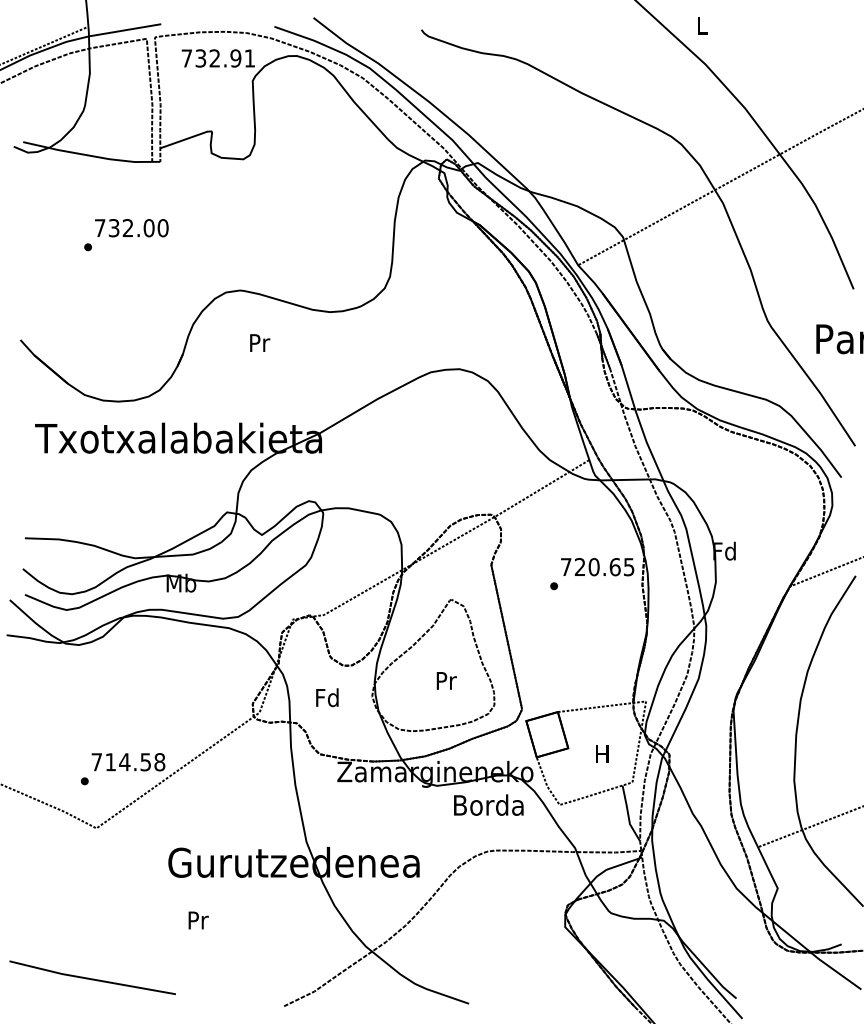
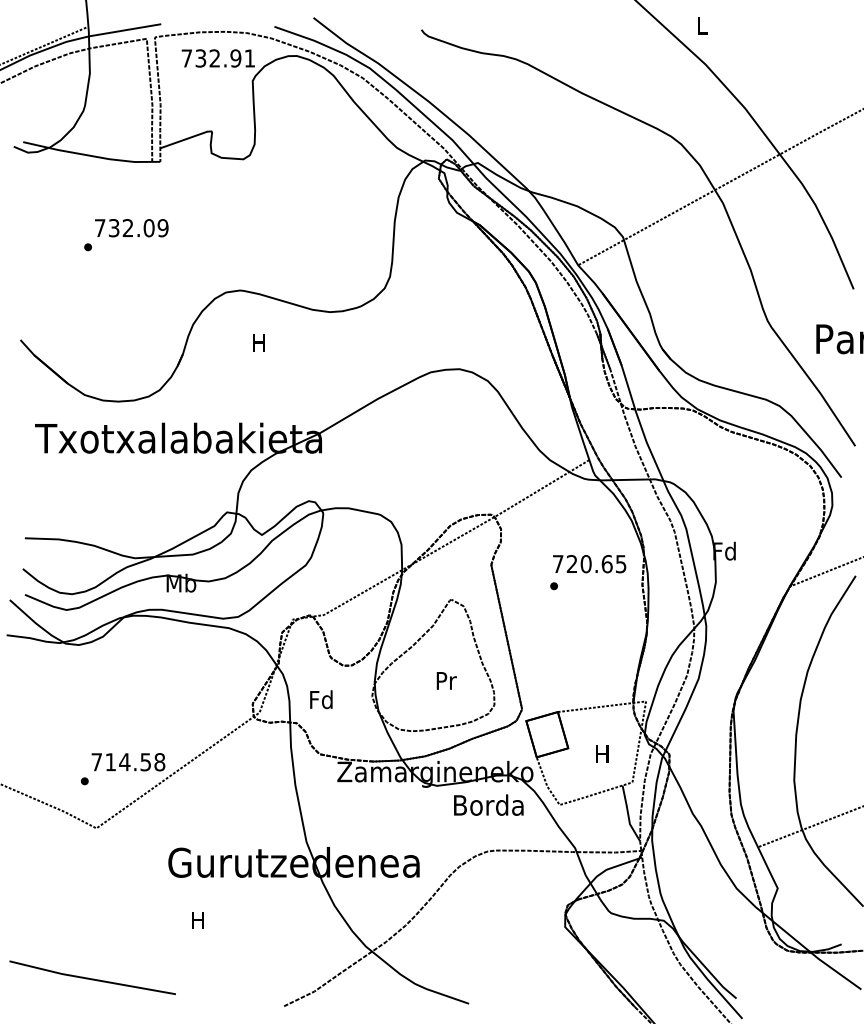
text: 732.00 -> 732.09 (162, 228)
text: Pr -> H (260, 342)
text position: (597, 567) -> (589, 564) (589, 564)
text position: (327, 697) -> (321, 699) (321, 699)
text: Pr -> H (198, 920)
